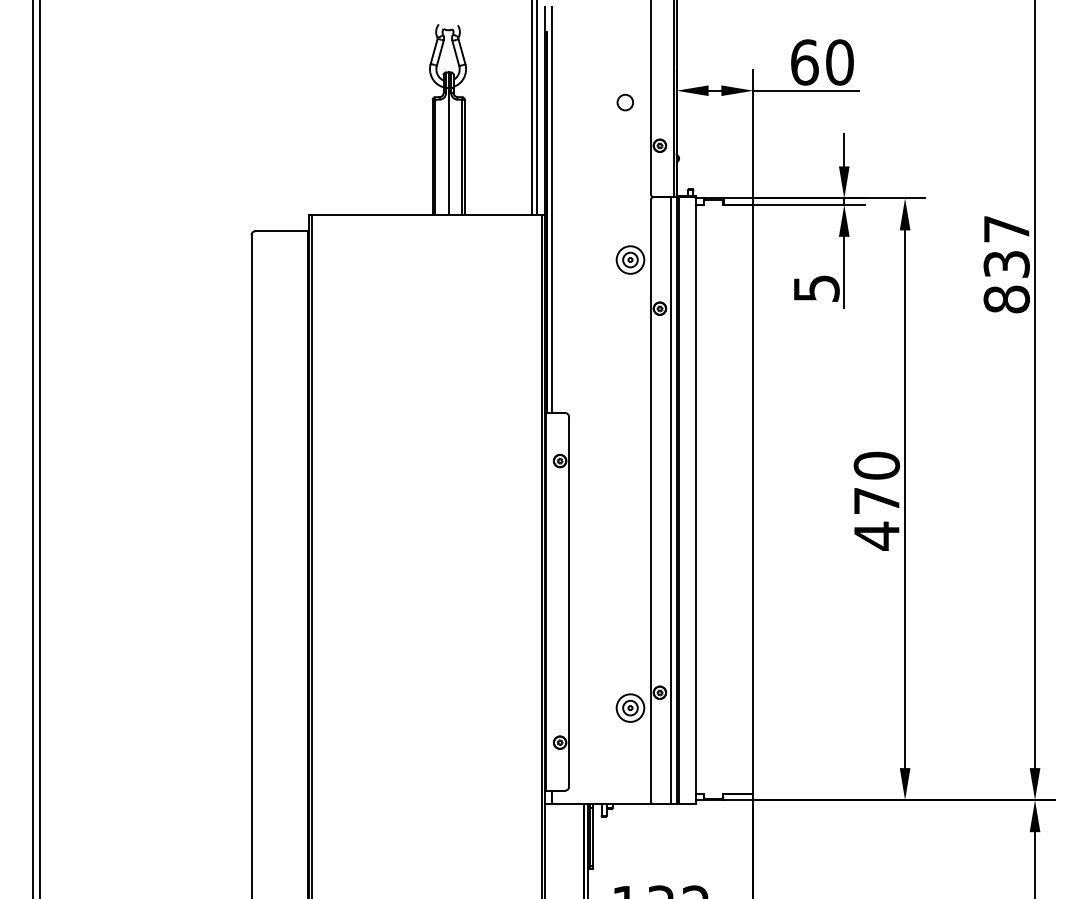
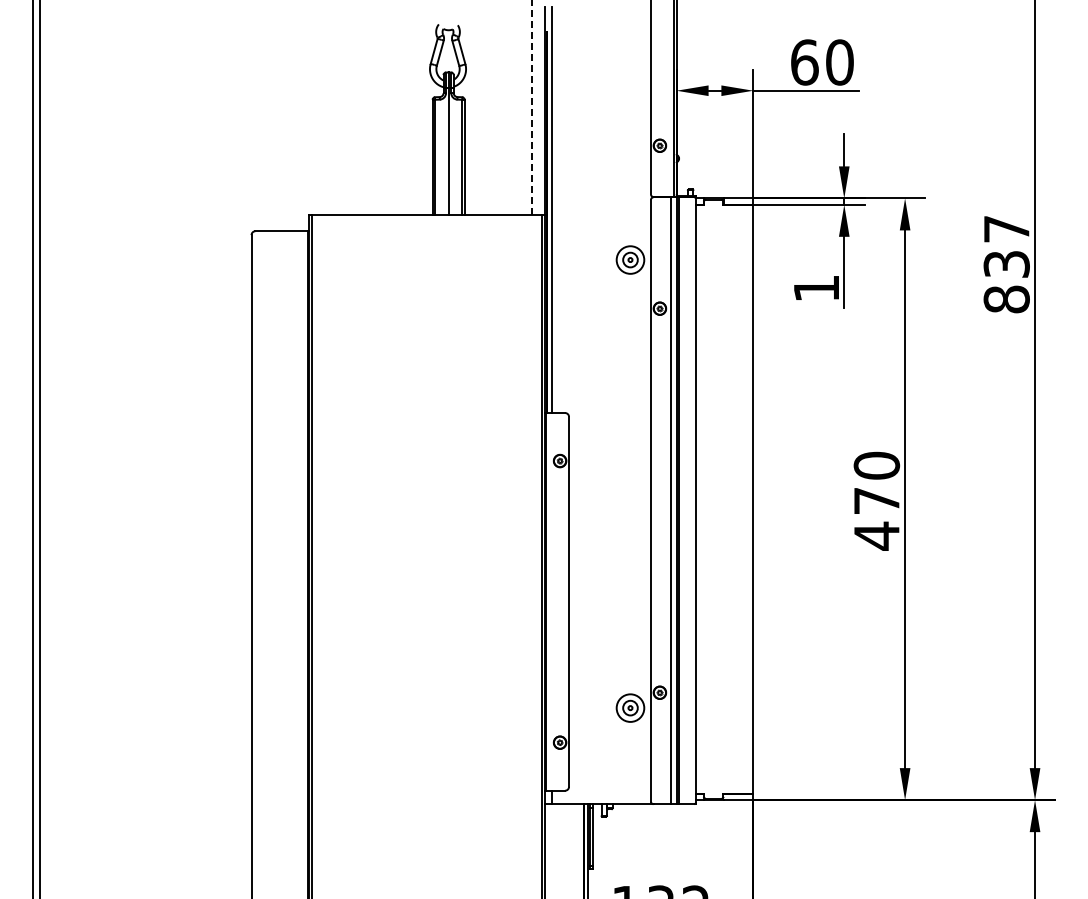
circle: present -> none (624, 102)
line: solid -> dashed (531, 107)
line: present -> none (537, 108)
text: 5 -> 1 (816, 288)
